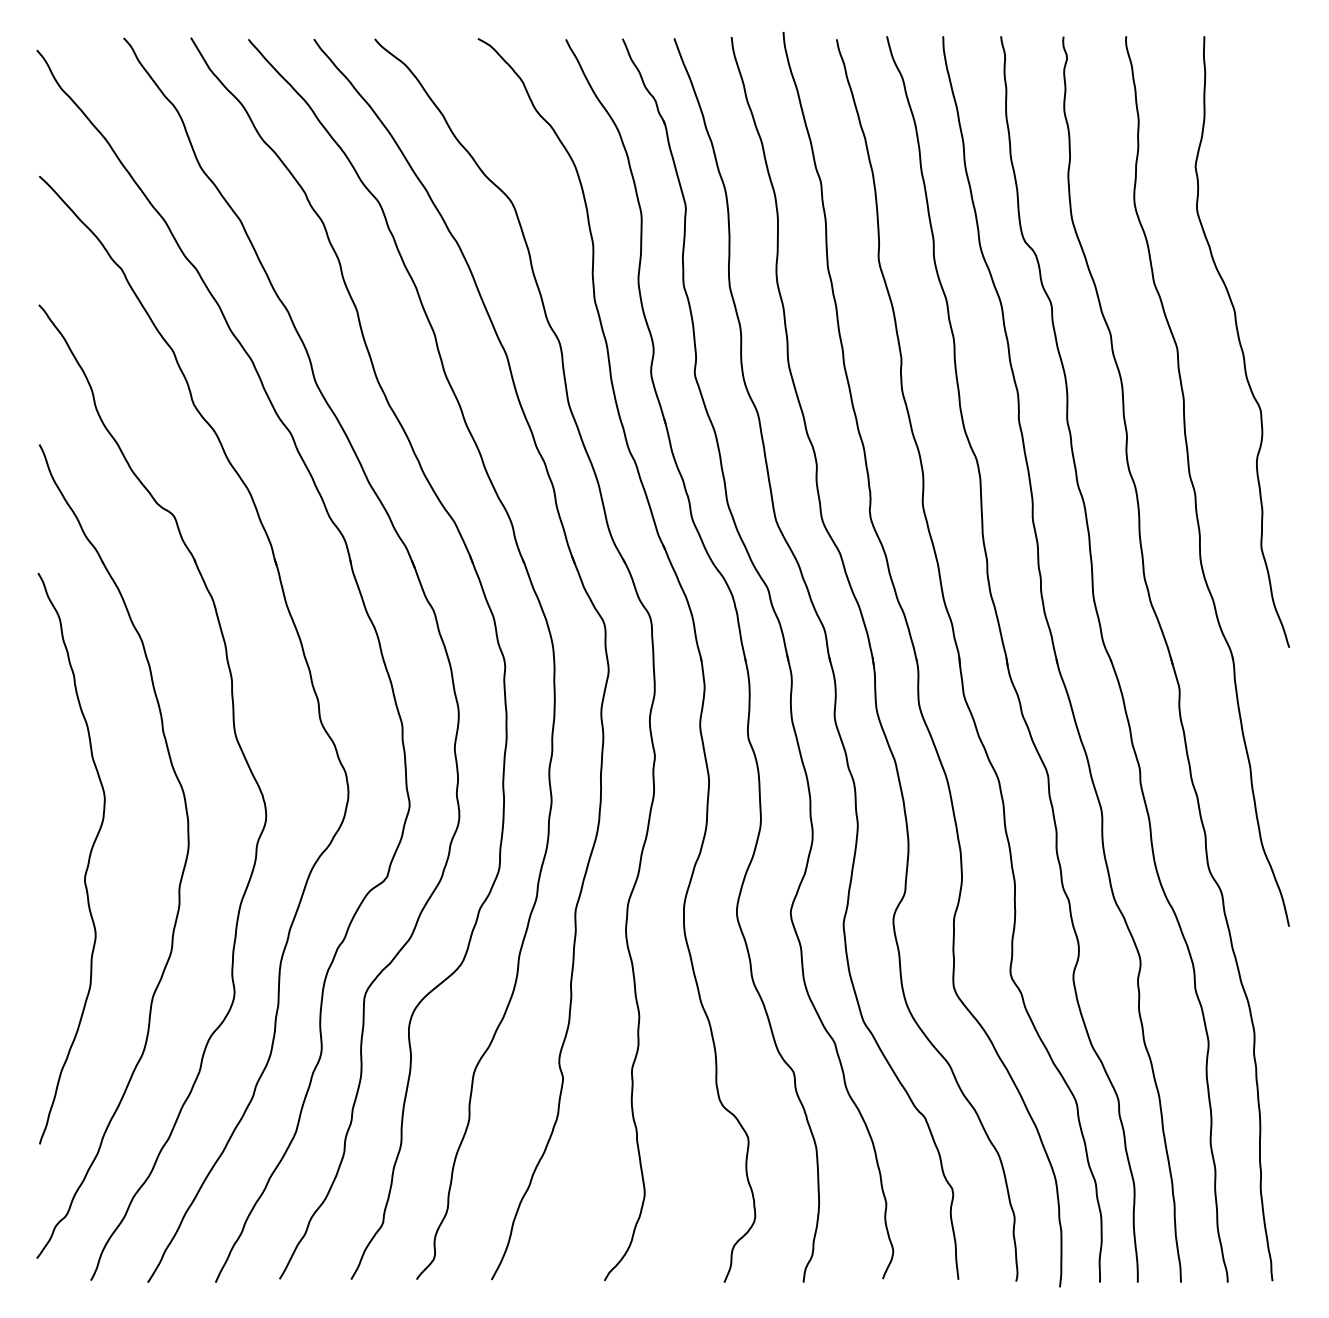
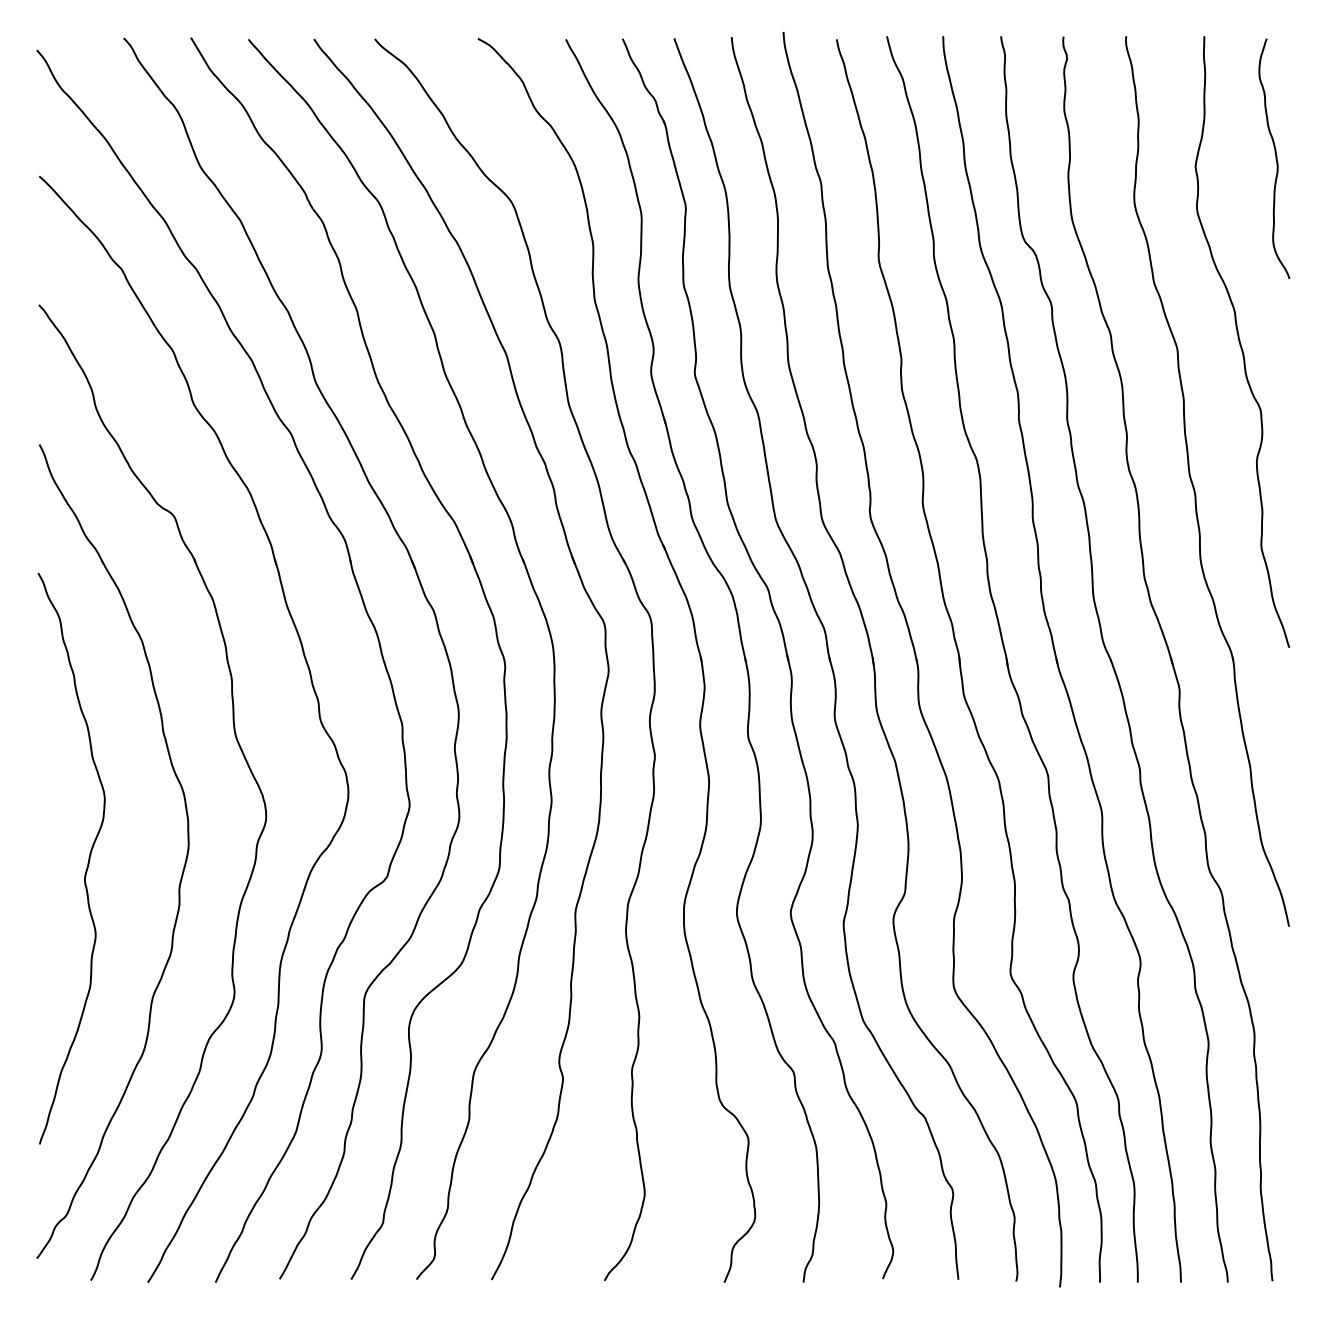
curve: none -> present (1275, 158)
